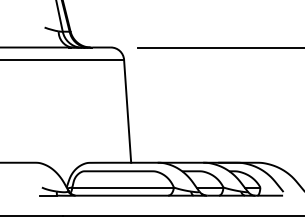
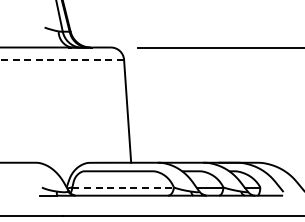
line: solid -> dashed (62, 59)
line: solid -> dashed (123, 187)
